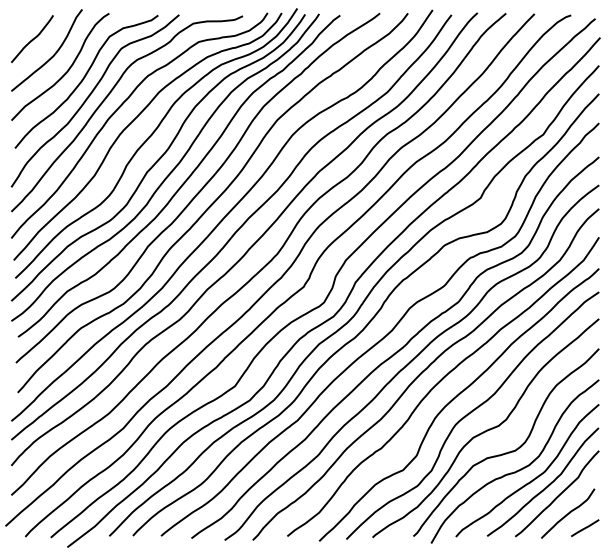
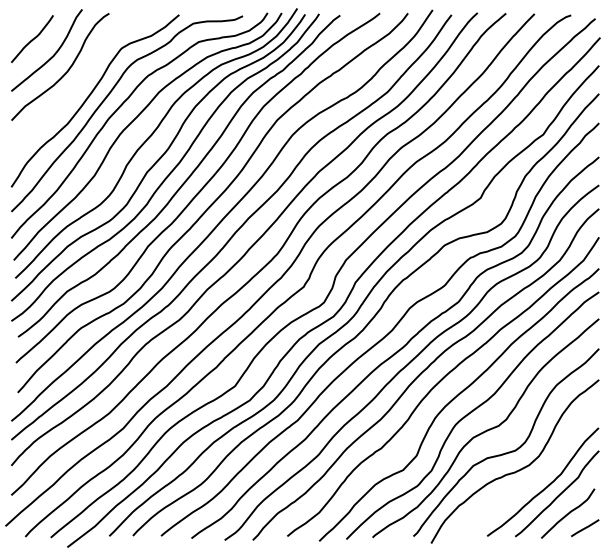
curve: present -> none (84, 79)
curve: present -> none (533, 478)
